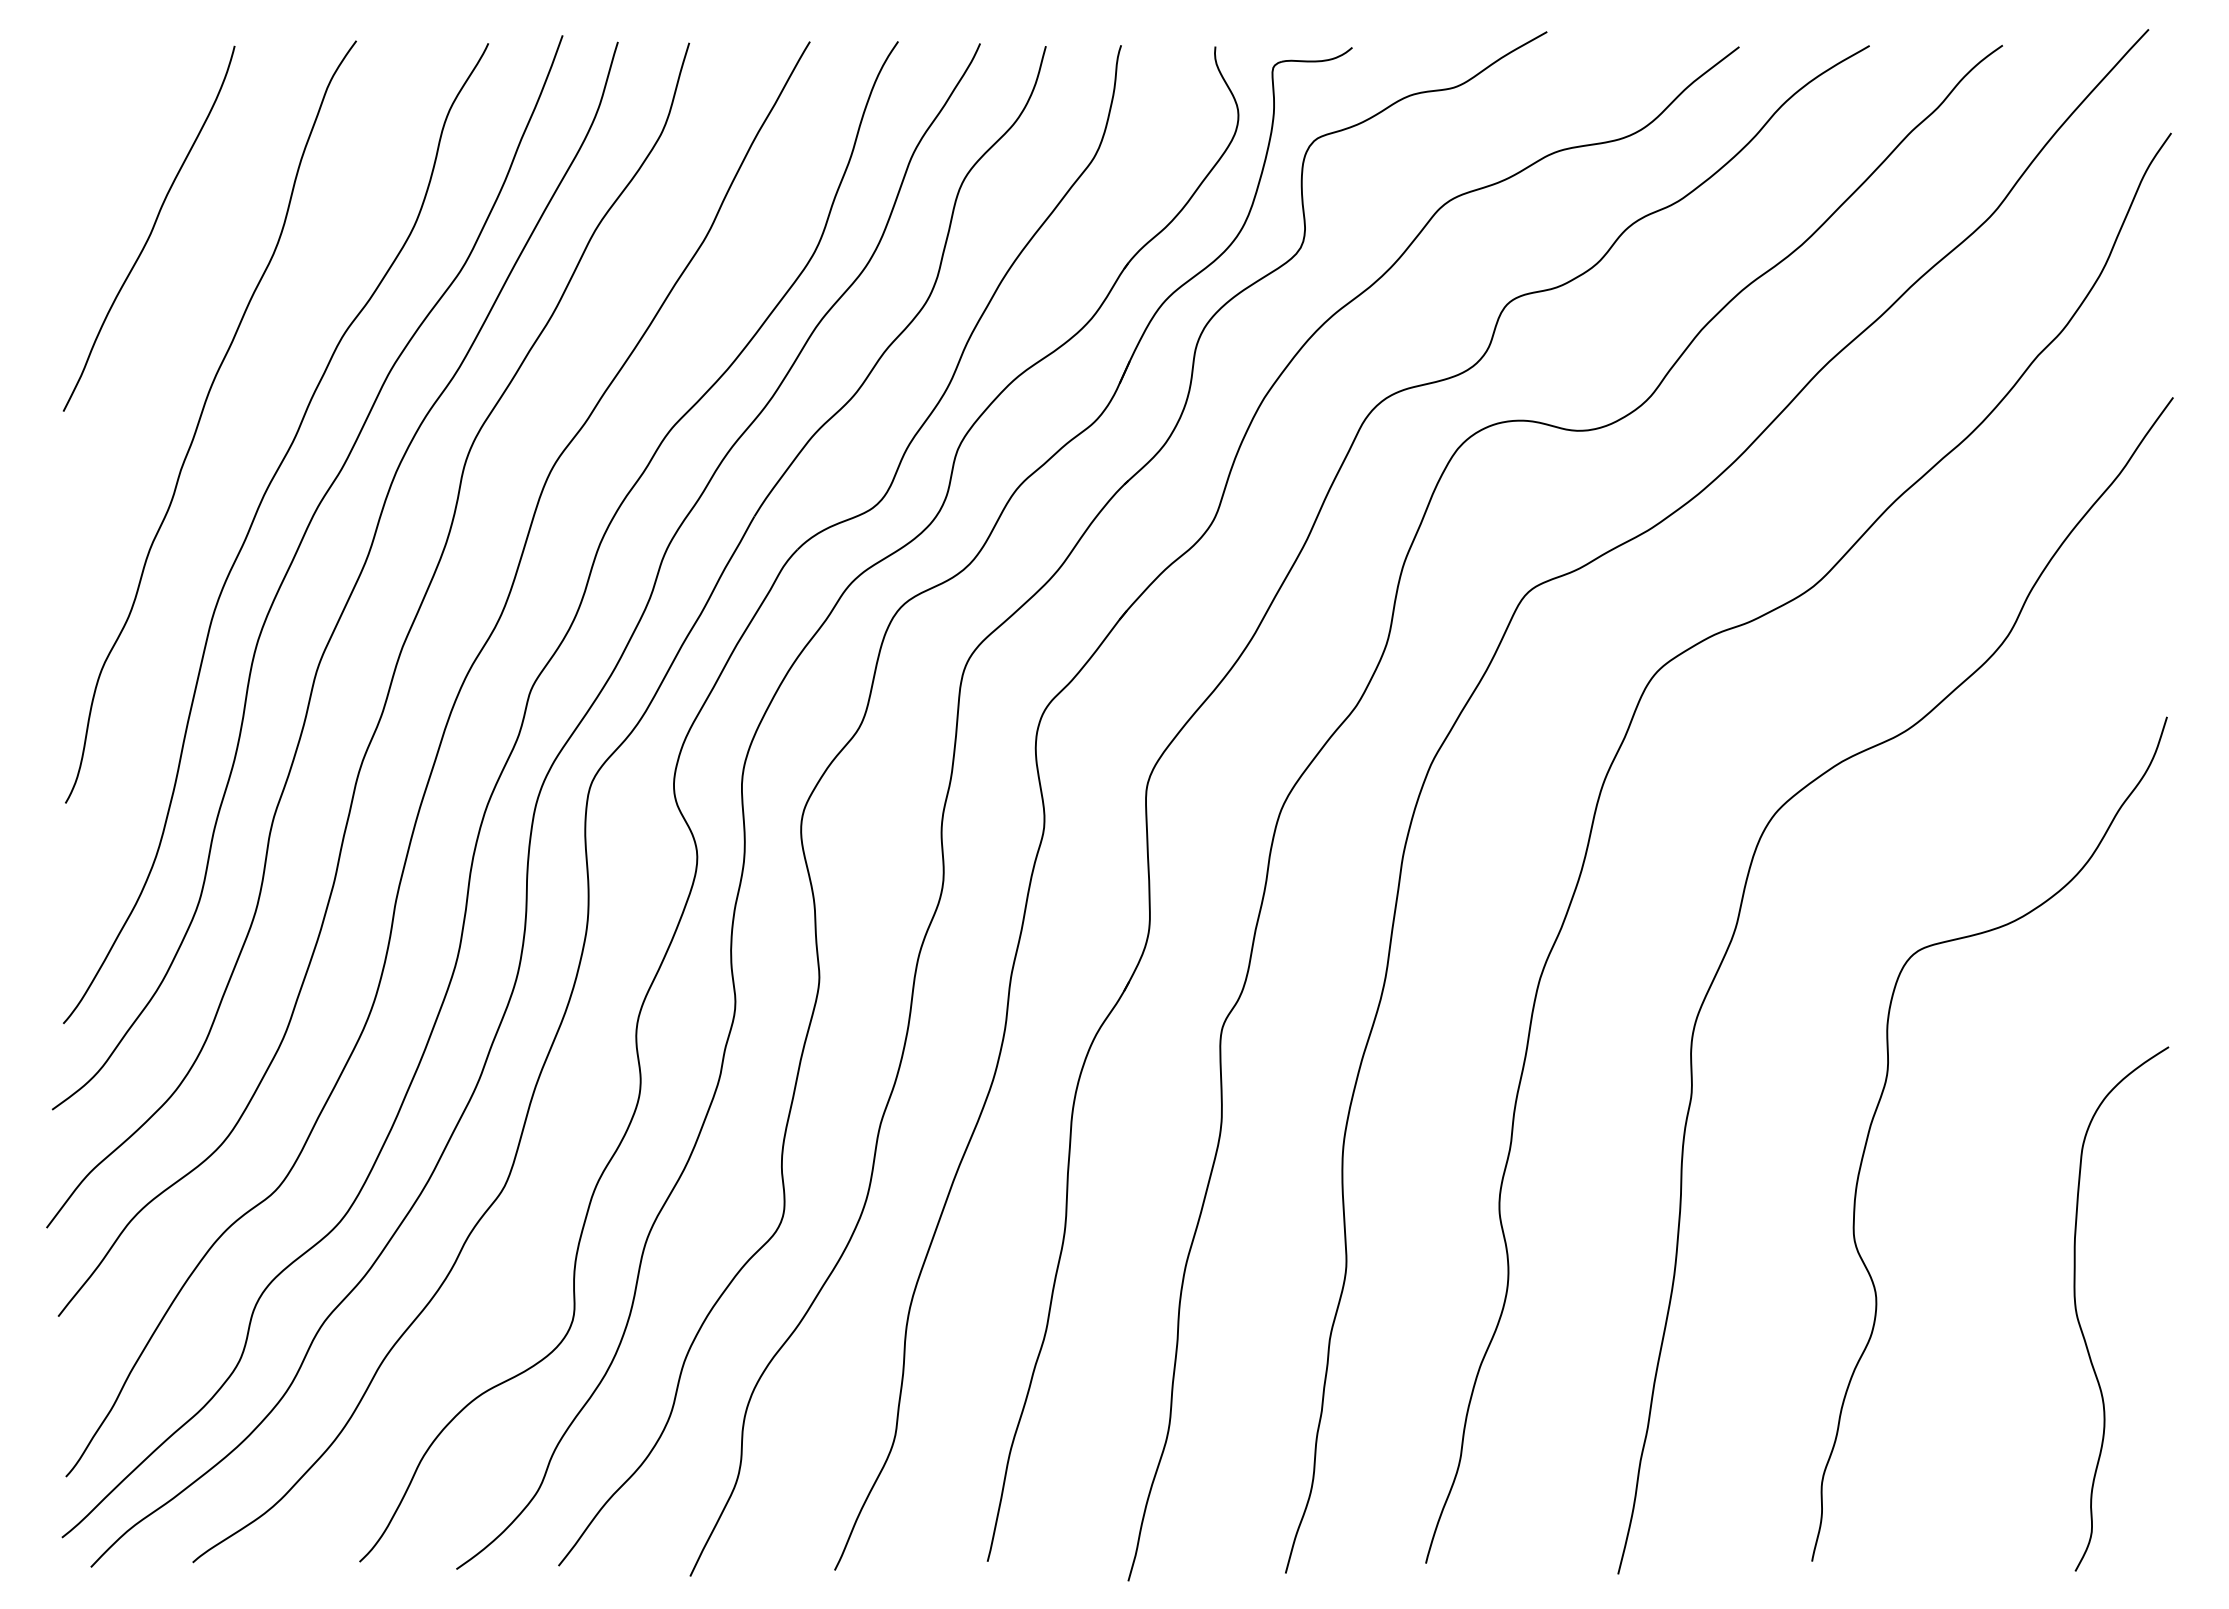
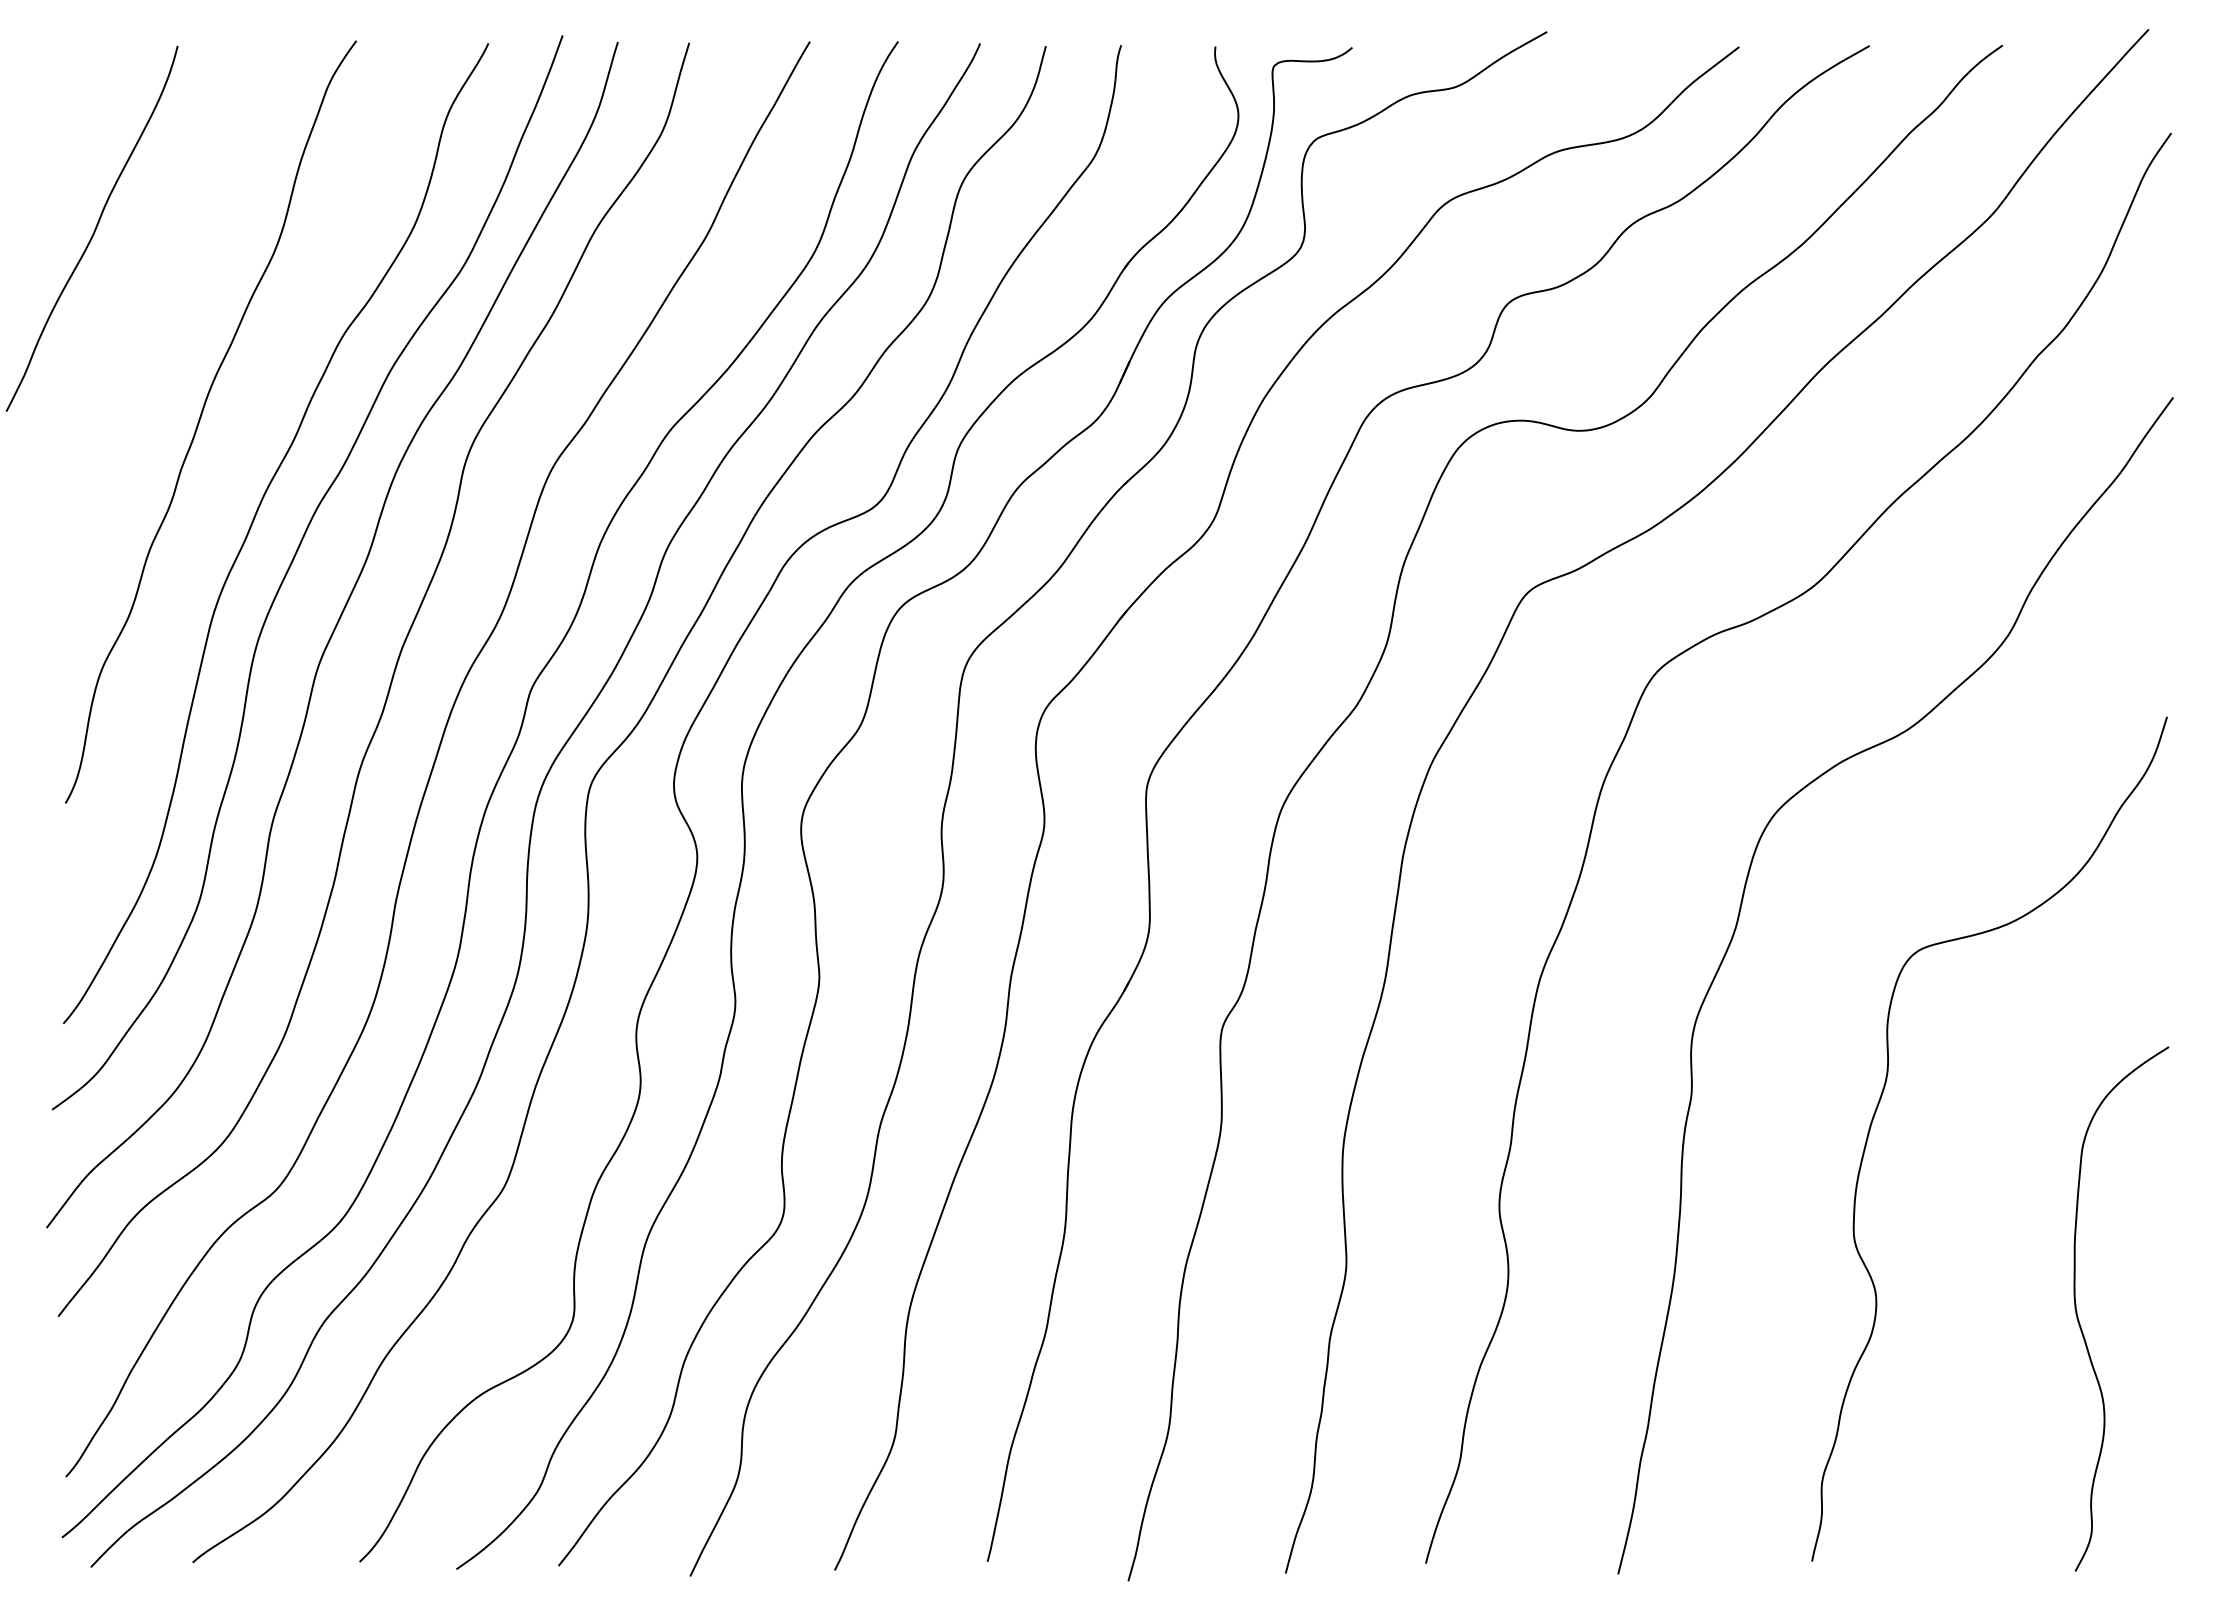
curve position: (151, 229) -> (94, 229) (94, 229)
